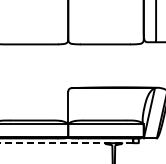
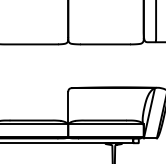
line: dashed -> solid (66, 143)
